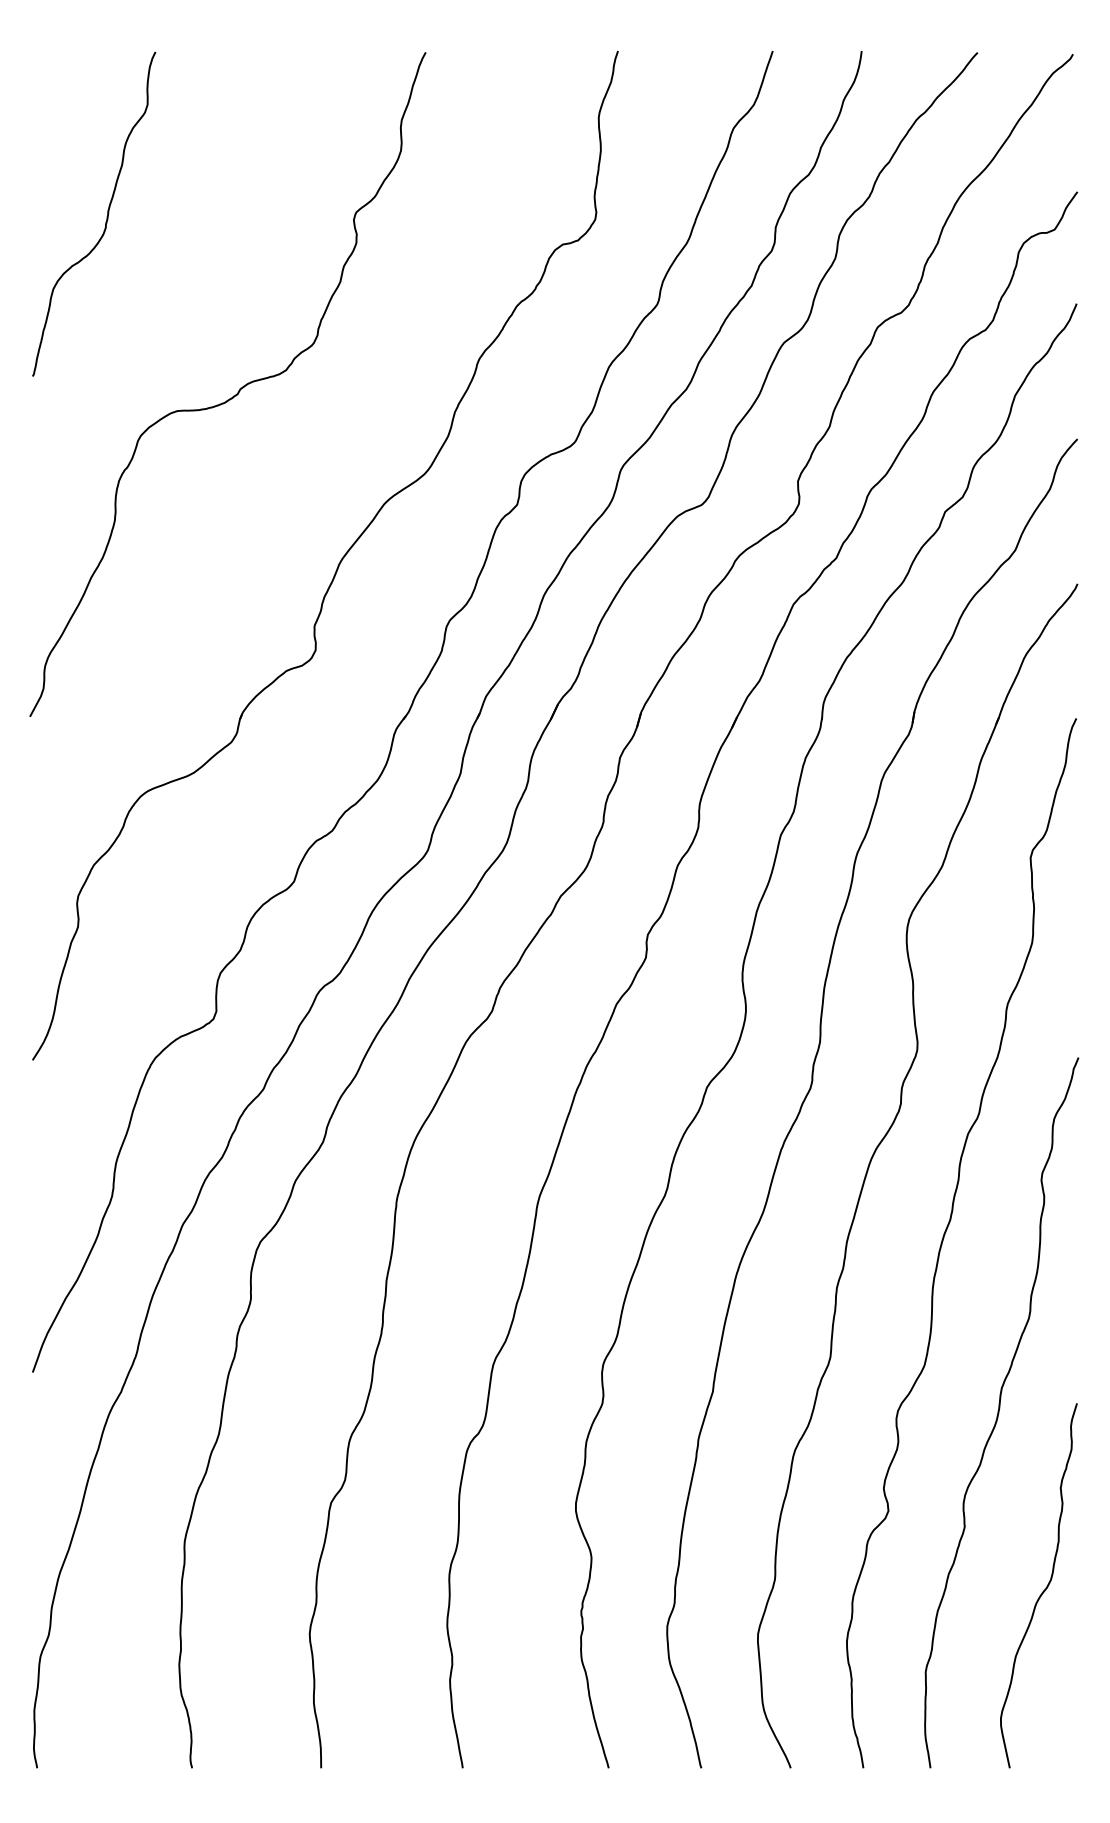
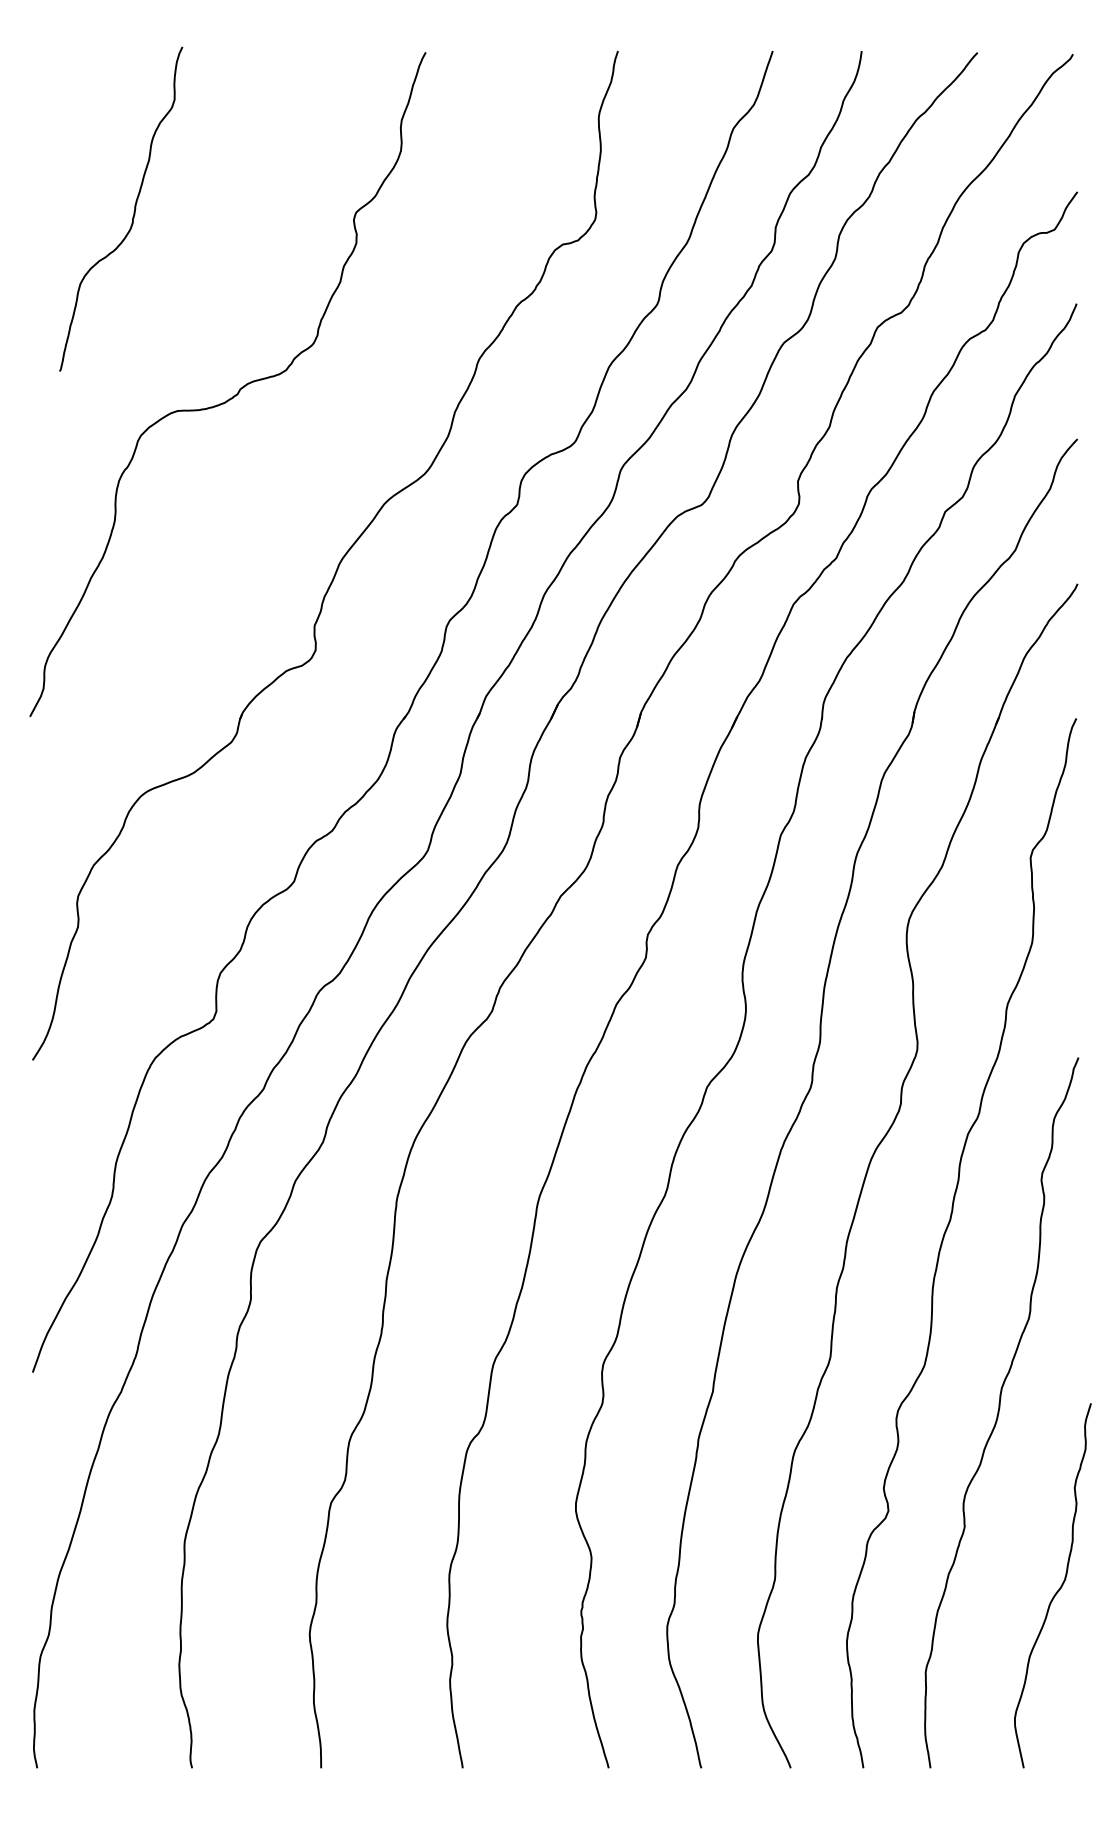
curve position: (106, 216) -> (133, 211) (133, 211)
curve position: (1043, 1590) -> (1057, 1590) (1057, 1590)
